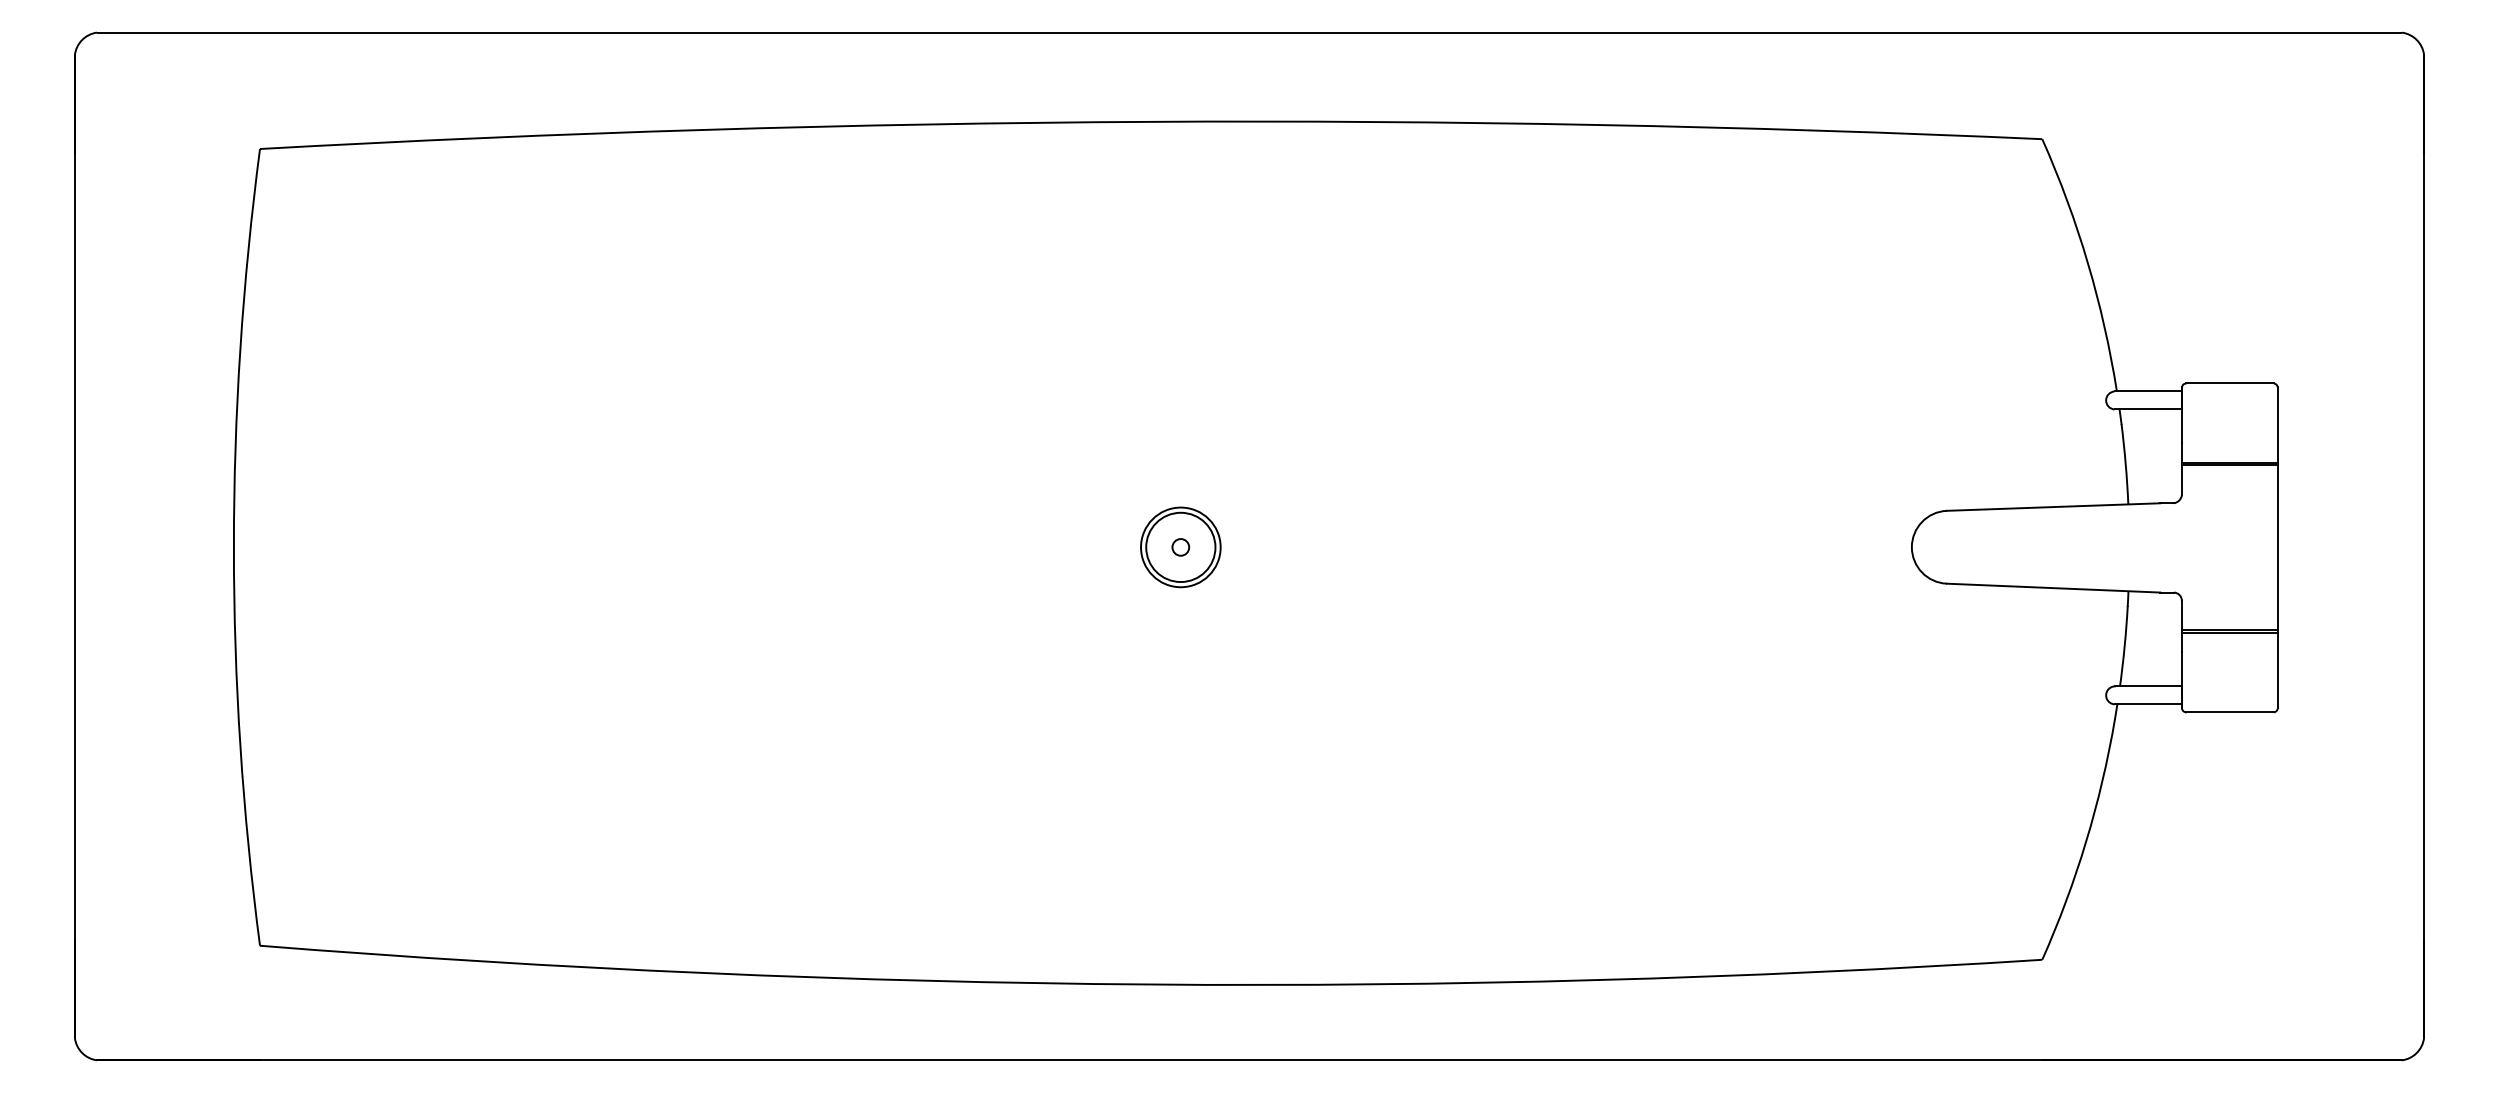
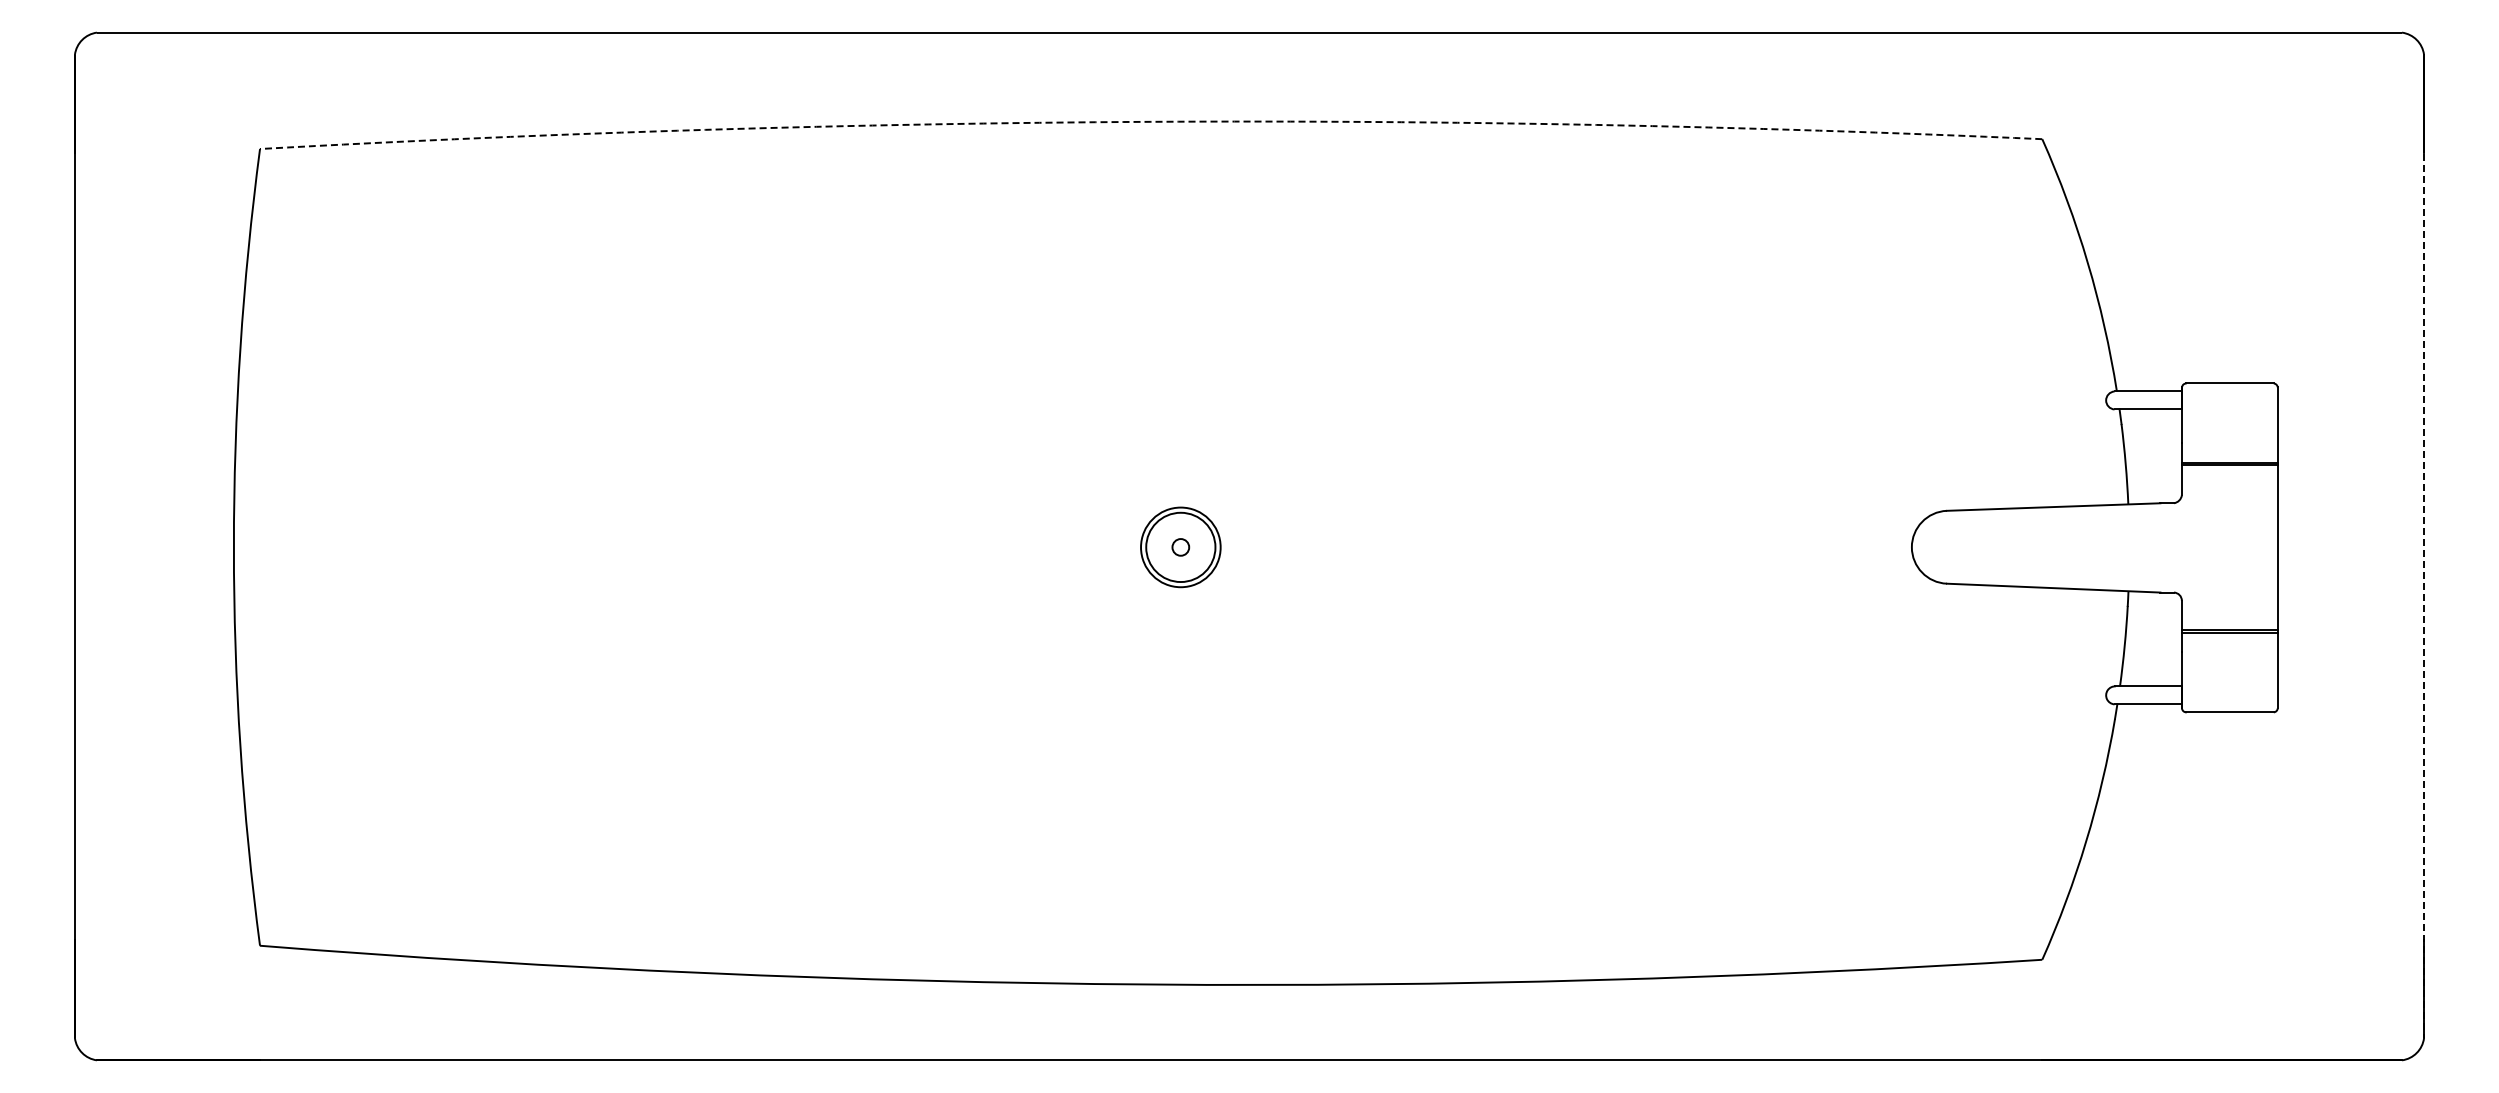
arc: solid -> dashed (1150, 121)
line: solid -> dashed (2423, 546)
